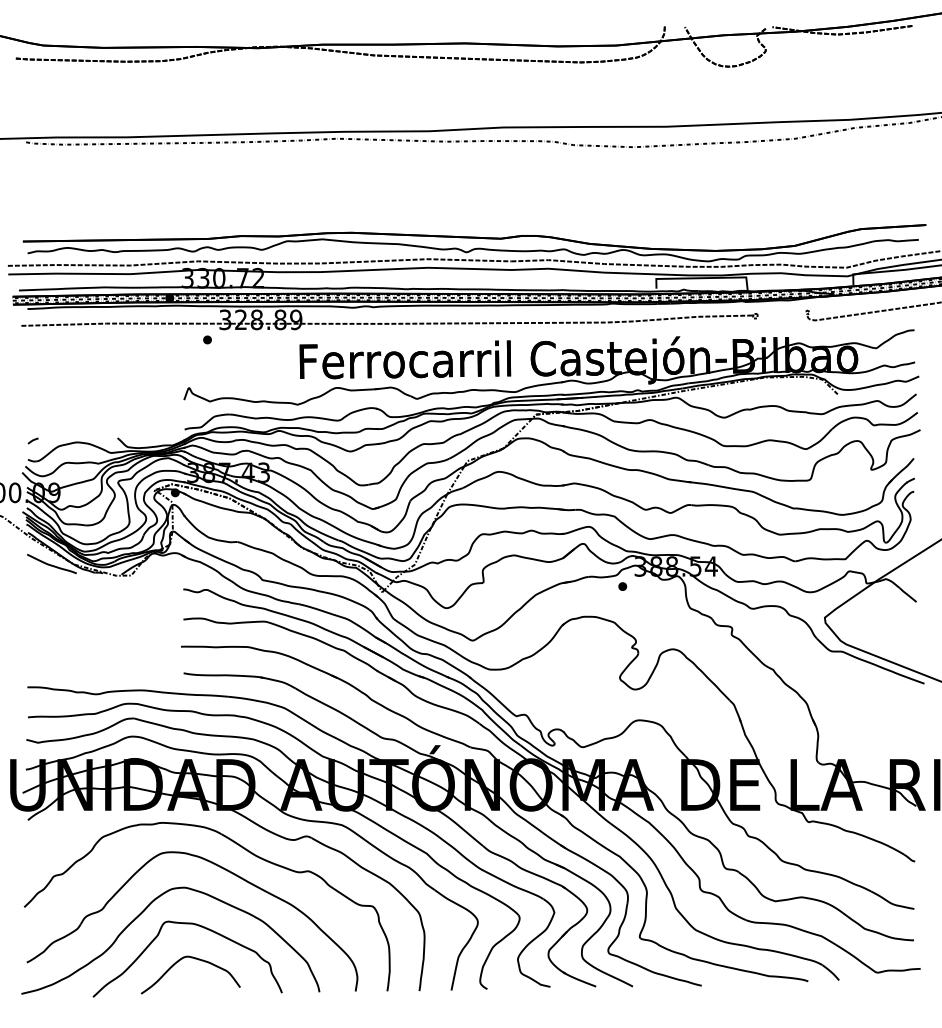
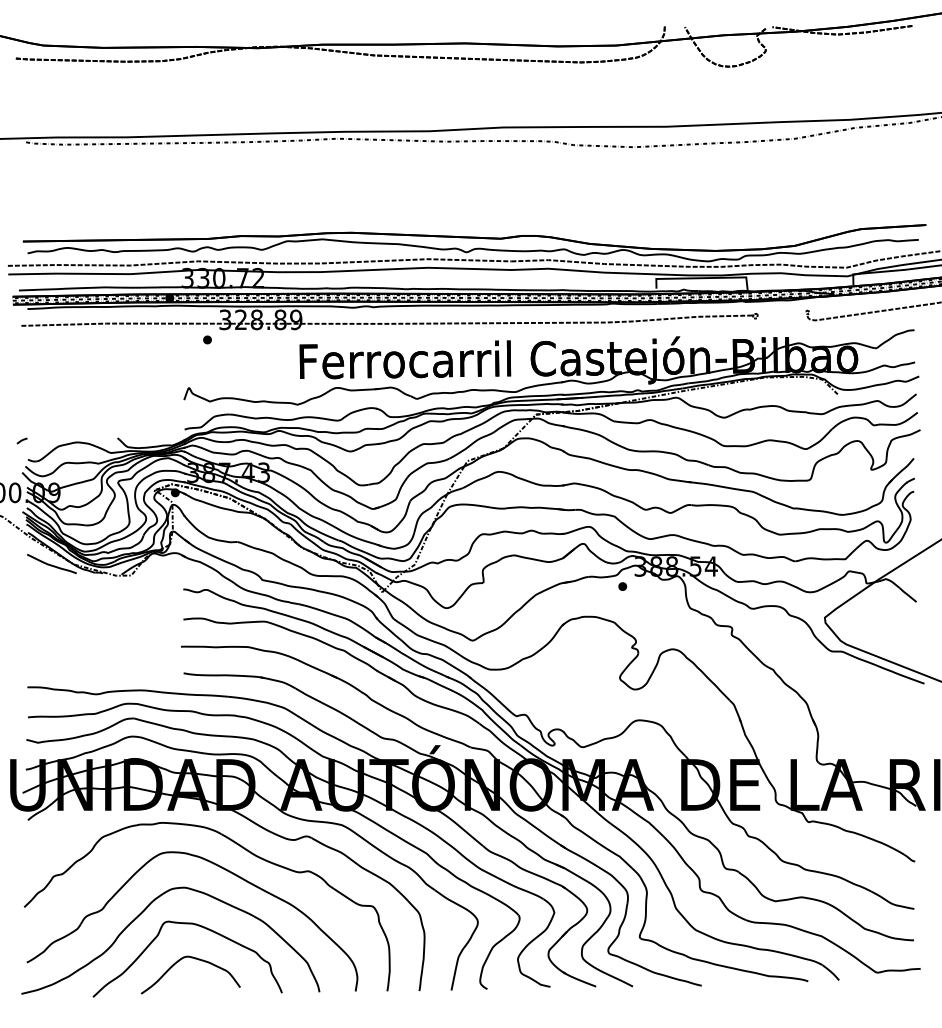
curve position: (32, 440) -> (21, 440) (21, 440)
